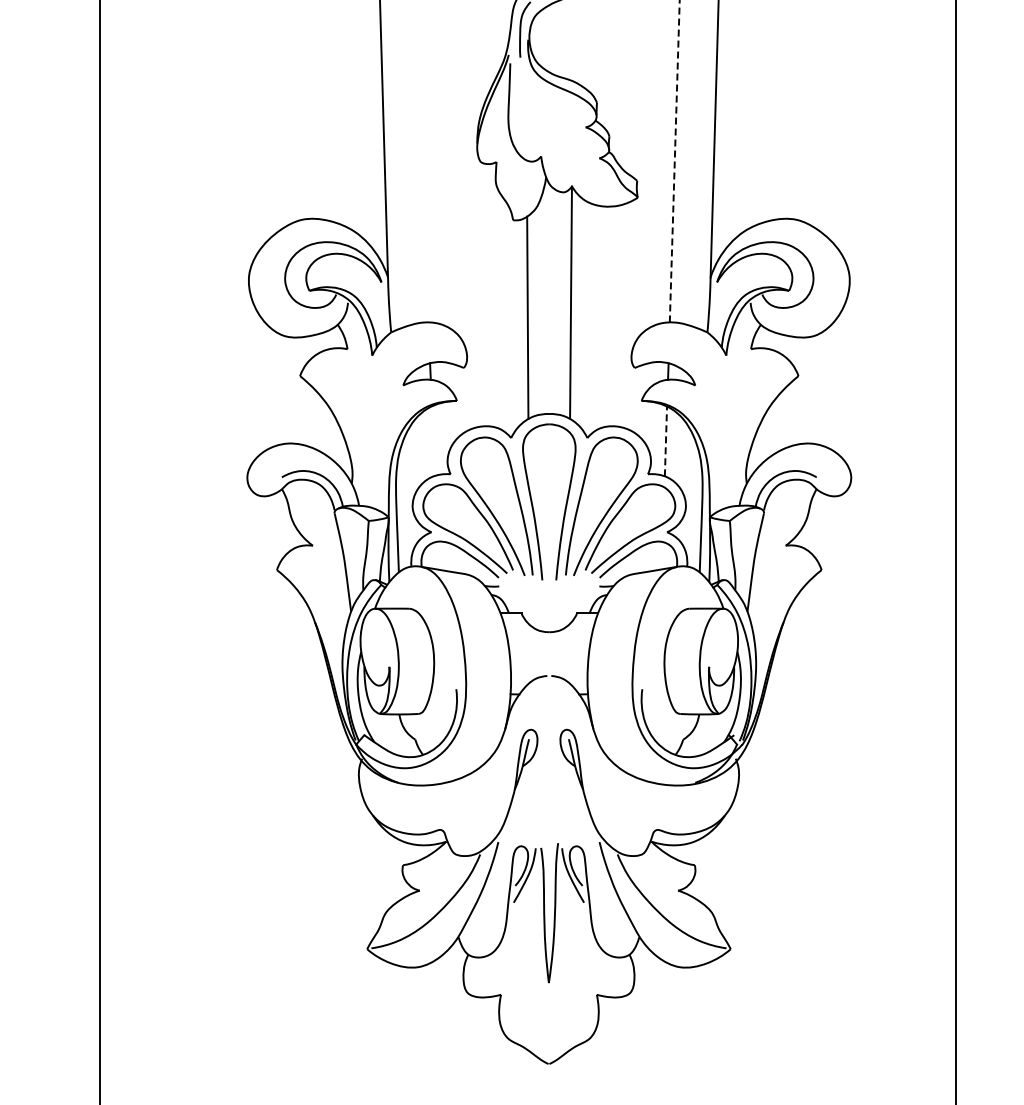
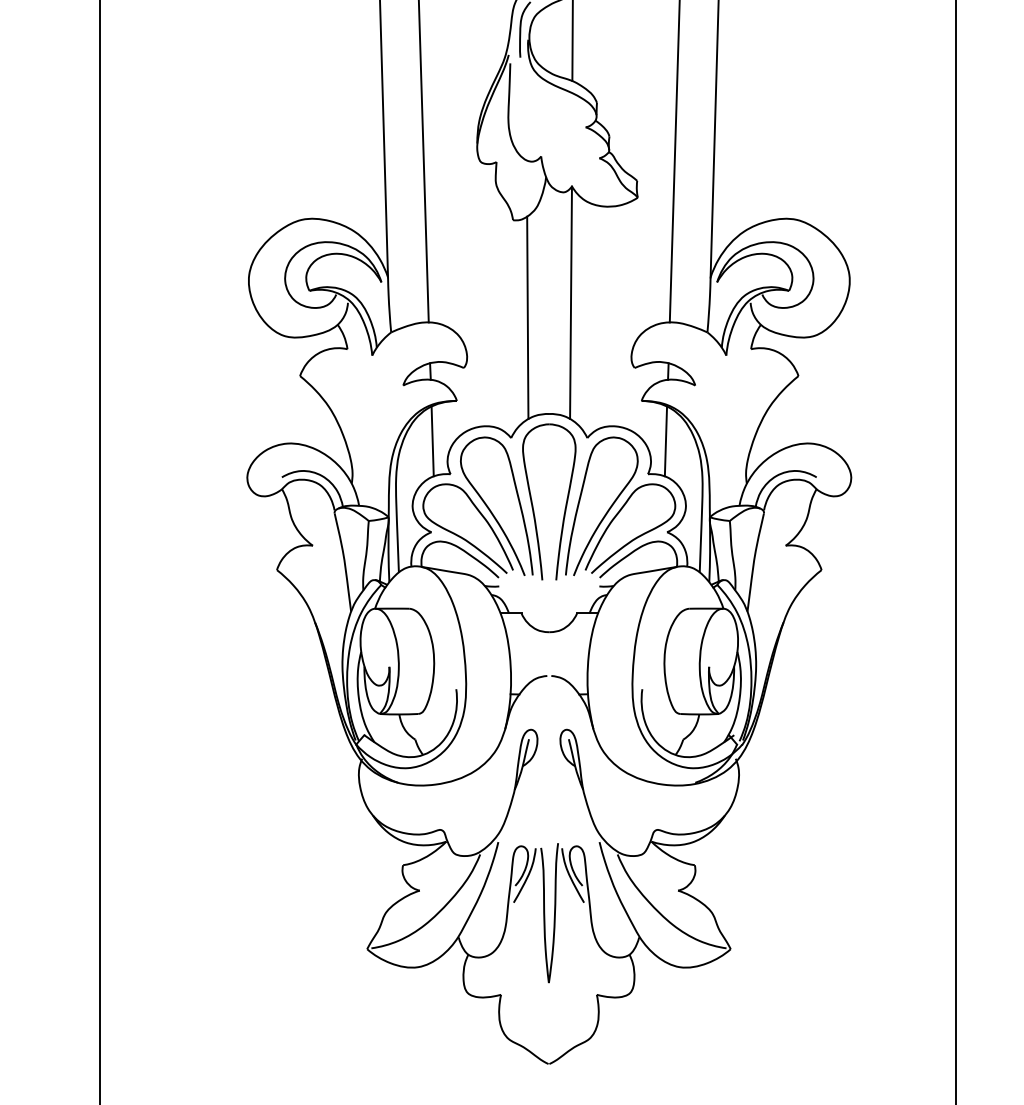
line: none -> present (572, 41)
line: dashed -> solid (674, 161)
line: none -> present (423, 162)
line: none -> present (432, 441)
line: dashed -> solid (665, 441)
